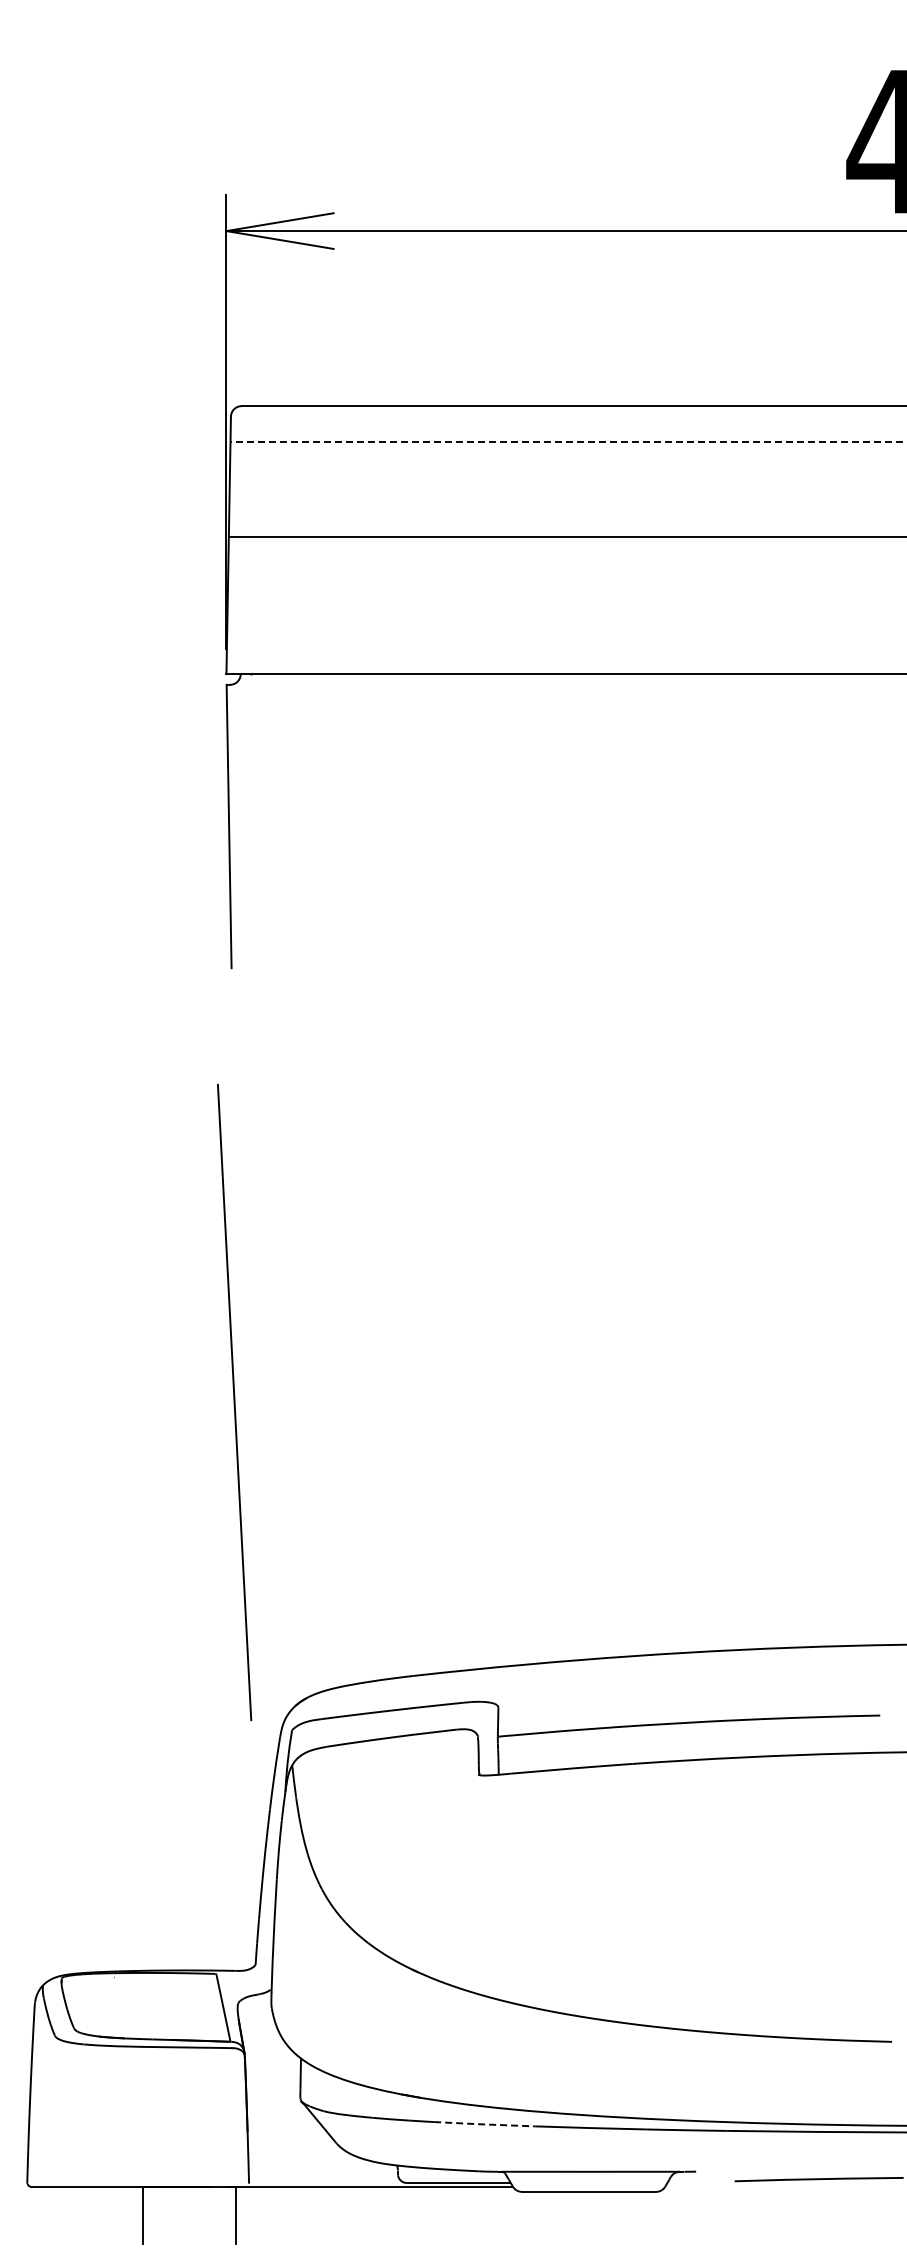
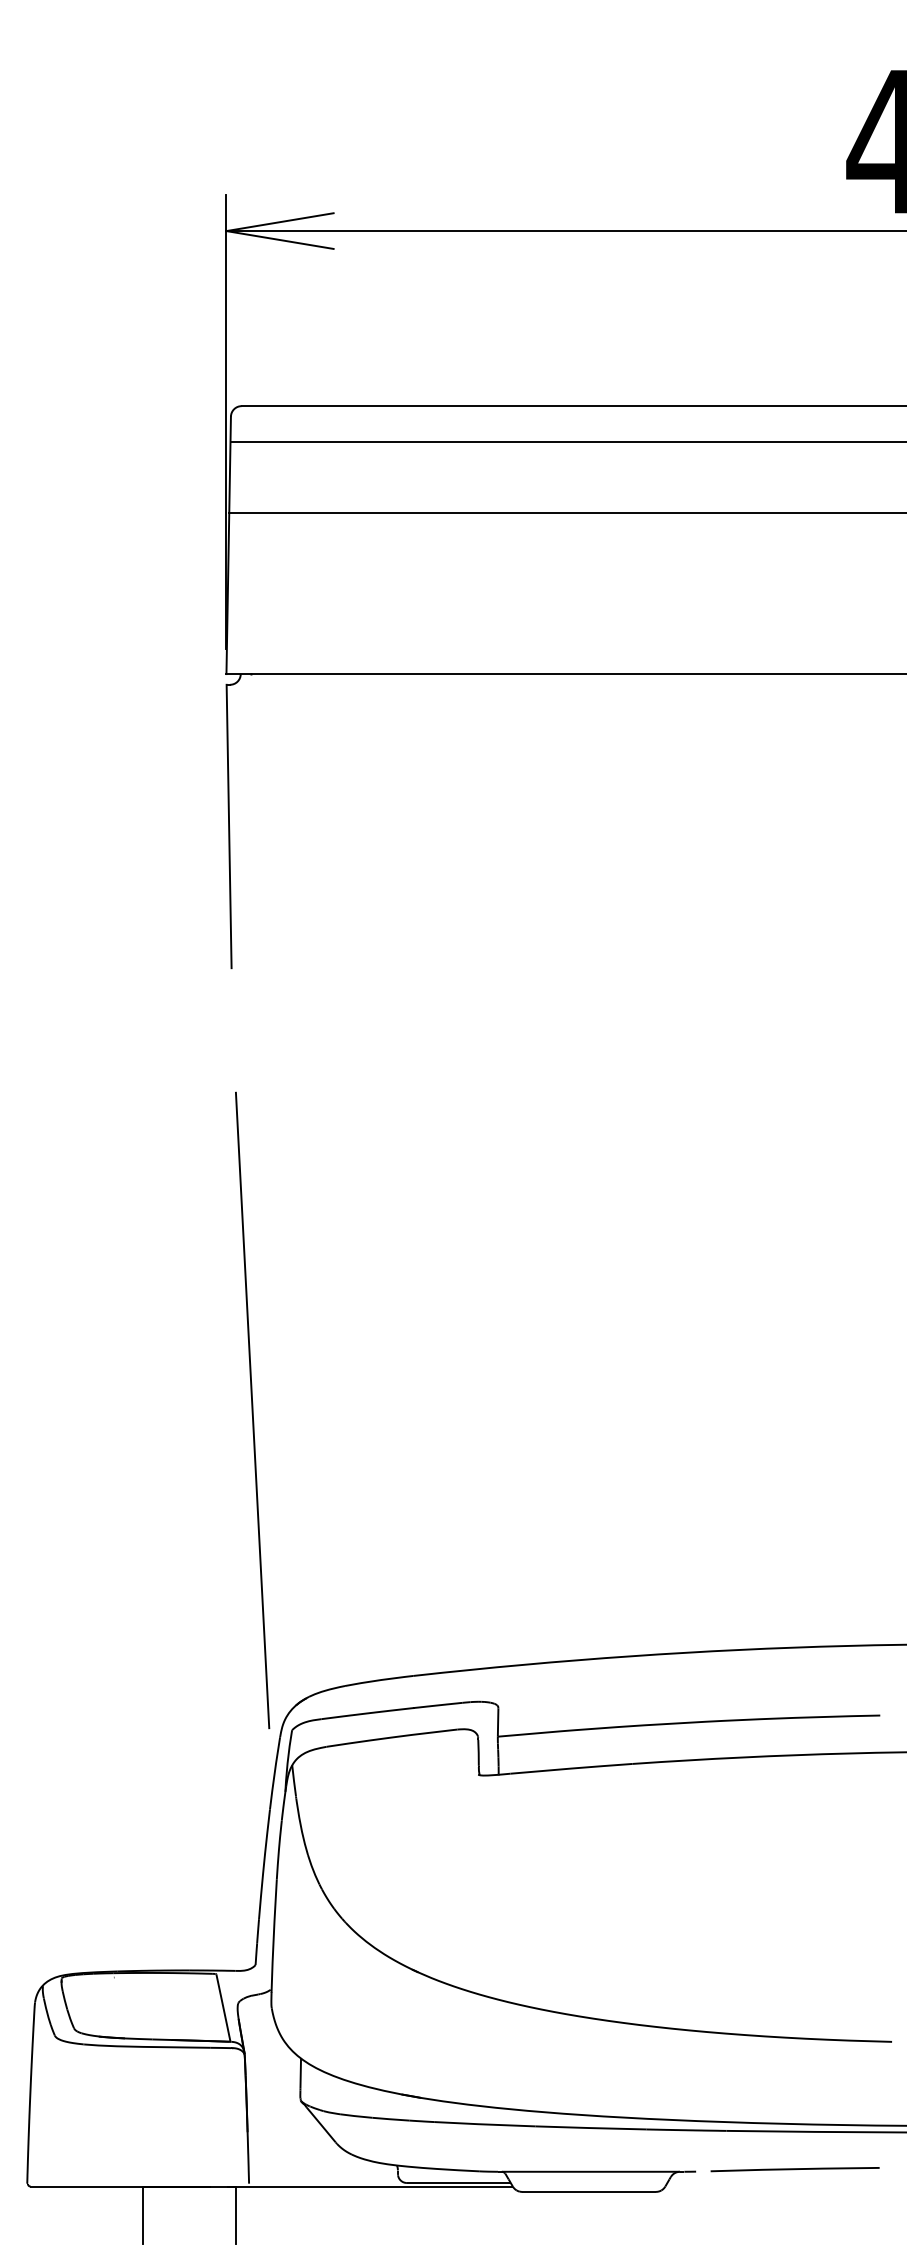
line: dashed -> solid (568, 441)
line position: (566, 537) -> (566, 513) (566, 513)
line position: (234, 1402) -> (252, 1410) (252, 1410)
line: dashed -> solid (484, 2124)
line position: (818, 2179) -> (794, 2169) (794, 2169)
